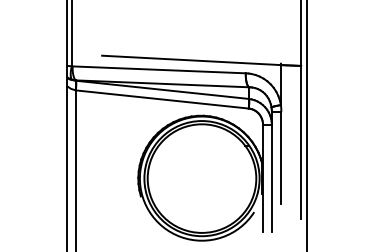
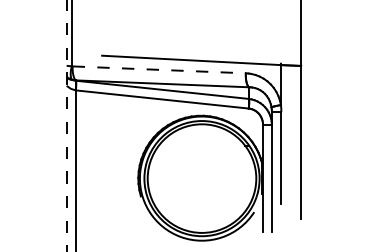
line: solid -> dashed (159, 69)
line: solid -> dashed (66, 125)
line: present -> none (307, 125)
